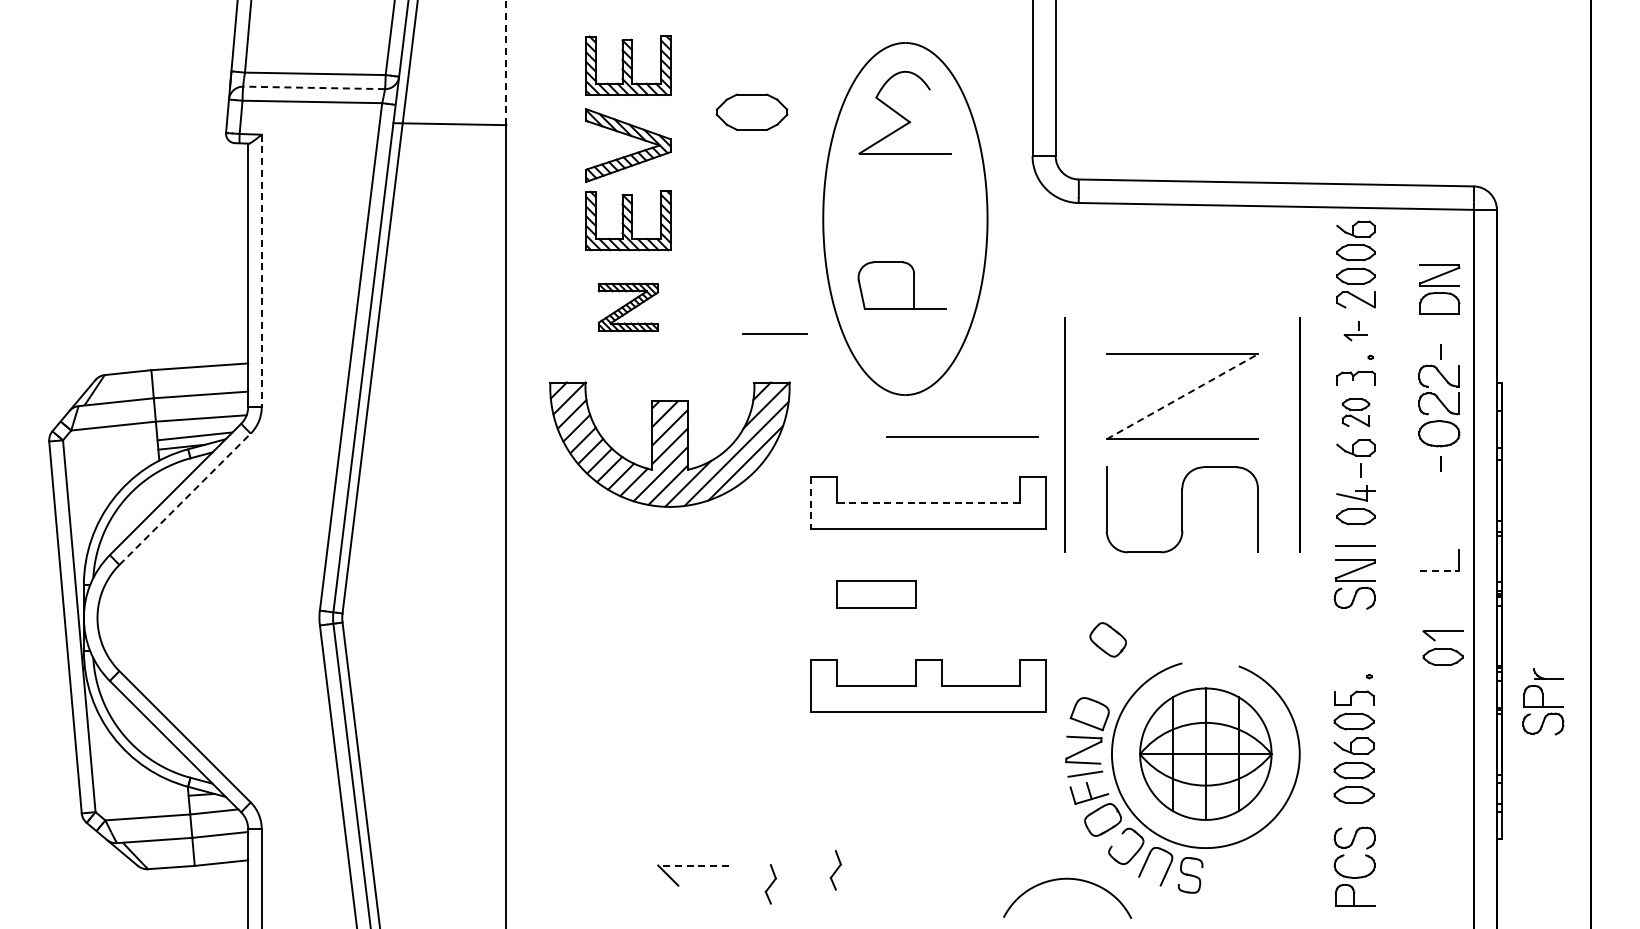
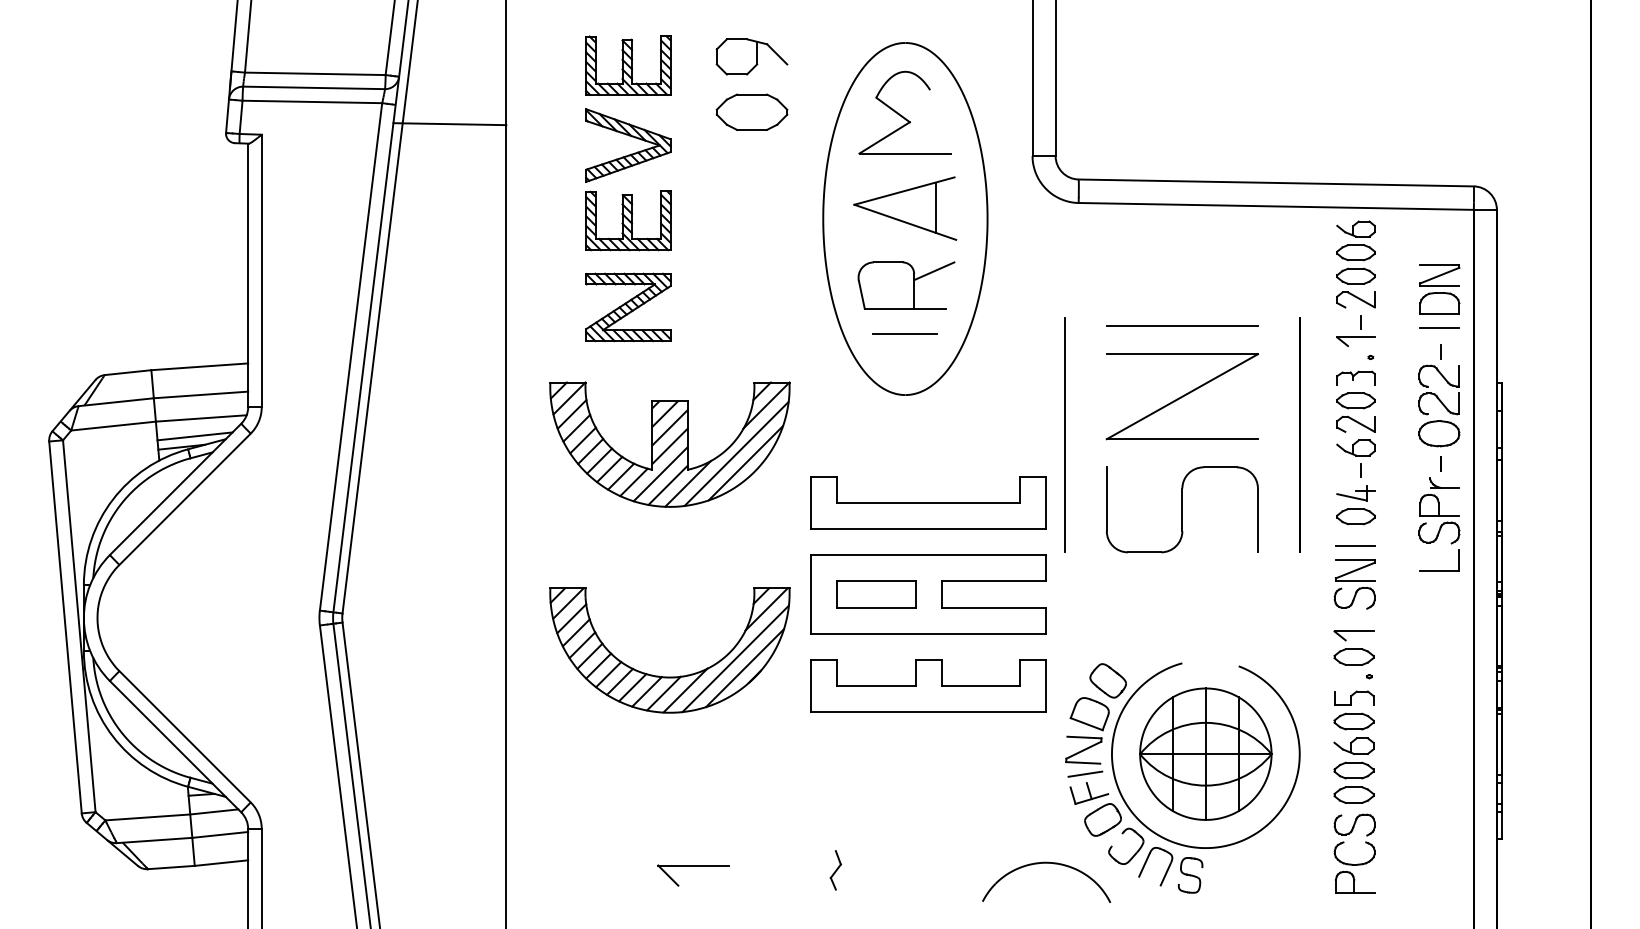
part: none -> present (751, 56)
line: dashed -> solid (506, 62)
line: dashed -> solid (314, 87)
part: none -> present (905, 208)
line: dashed -> solid (261, 271)
line: none -> present (934, 271)
part size: 63x51 px -> 87x71 px (628, 307)
line: none -> present (1439, 327)
part size: 25x21 px -> 40x33 px (1355, 331)
line position: (774, 333) -> (904, 333) (904, 333)
line: dashed -> solid (1182, 396)
part size: 30x30 px -> 40x41 px (1355, 412)
line position: (962, 436) -> (1182, 325) (1182, 325)
line: dashed -> solid (185, 499)
line: dashed -> solid (811, 503)
line: dashed -> solid (928, 503)
line: dashed -> solid (1440, 571)
part: none -> present (928, 594)
part position: (1107, 639) -> (1107, 680) (1107, 680)
part position: (1442, 647) -> (1353, 647) (1353, 647)
part: none -> present (669, 676)
part position: (1543, 701) -> (1439, 510) (1439, 510)
line: dashed -> solid (692, 865)
part position: (1351, 876) -> (1351, 863) (1351, 863)
part position: (1067, 879) -> (1046, 863) (1046, 863)
part: present -> none (770, 884)
